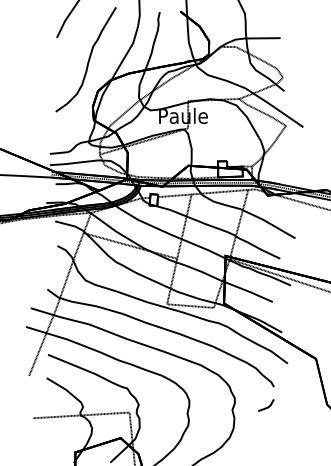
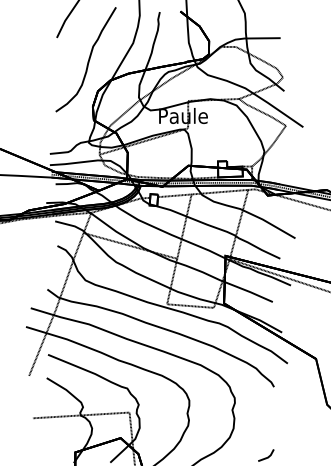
line position: (267, 406) -> (267, 456) (267, 456)
